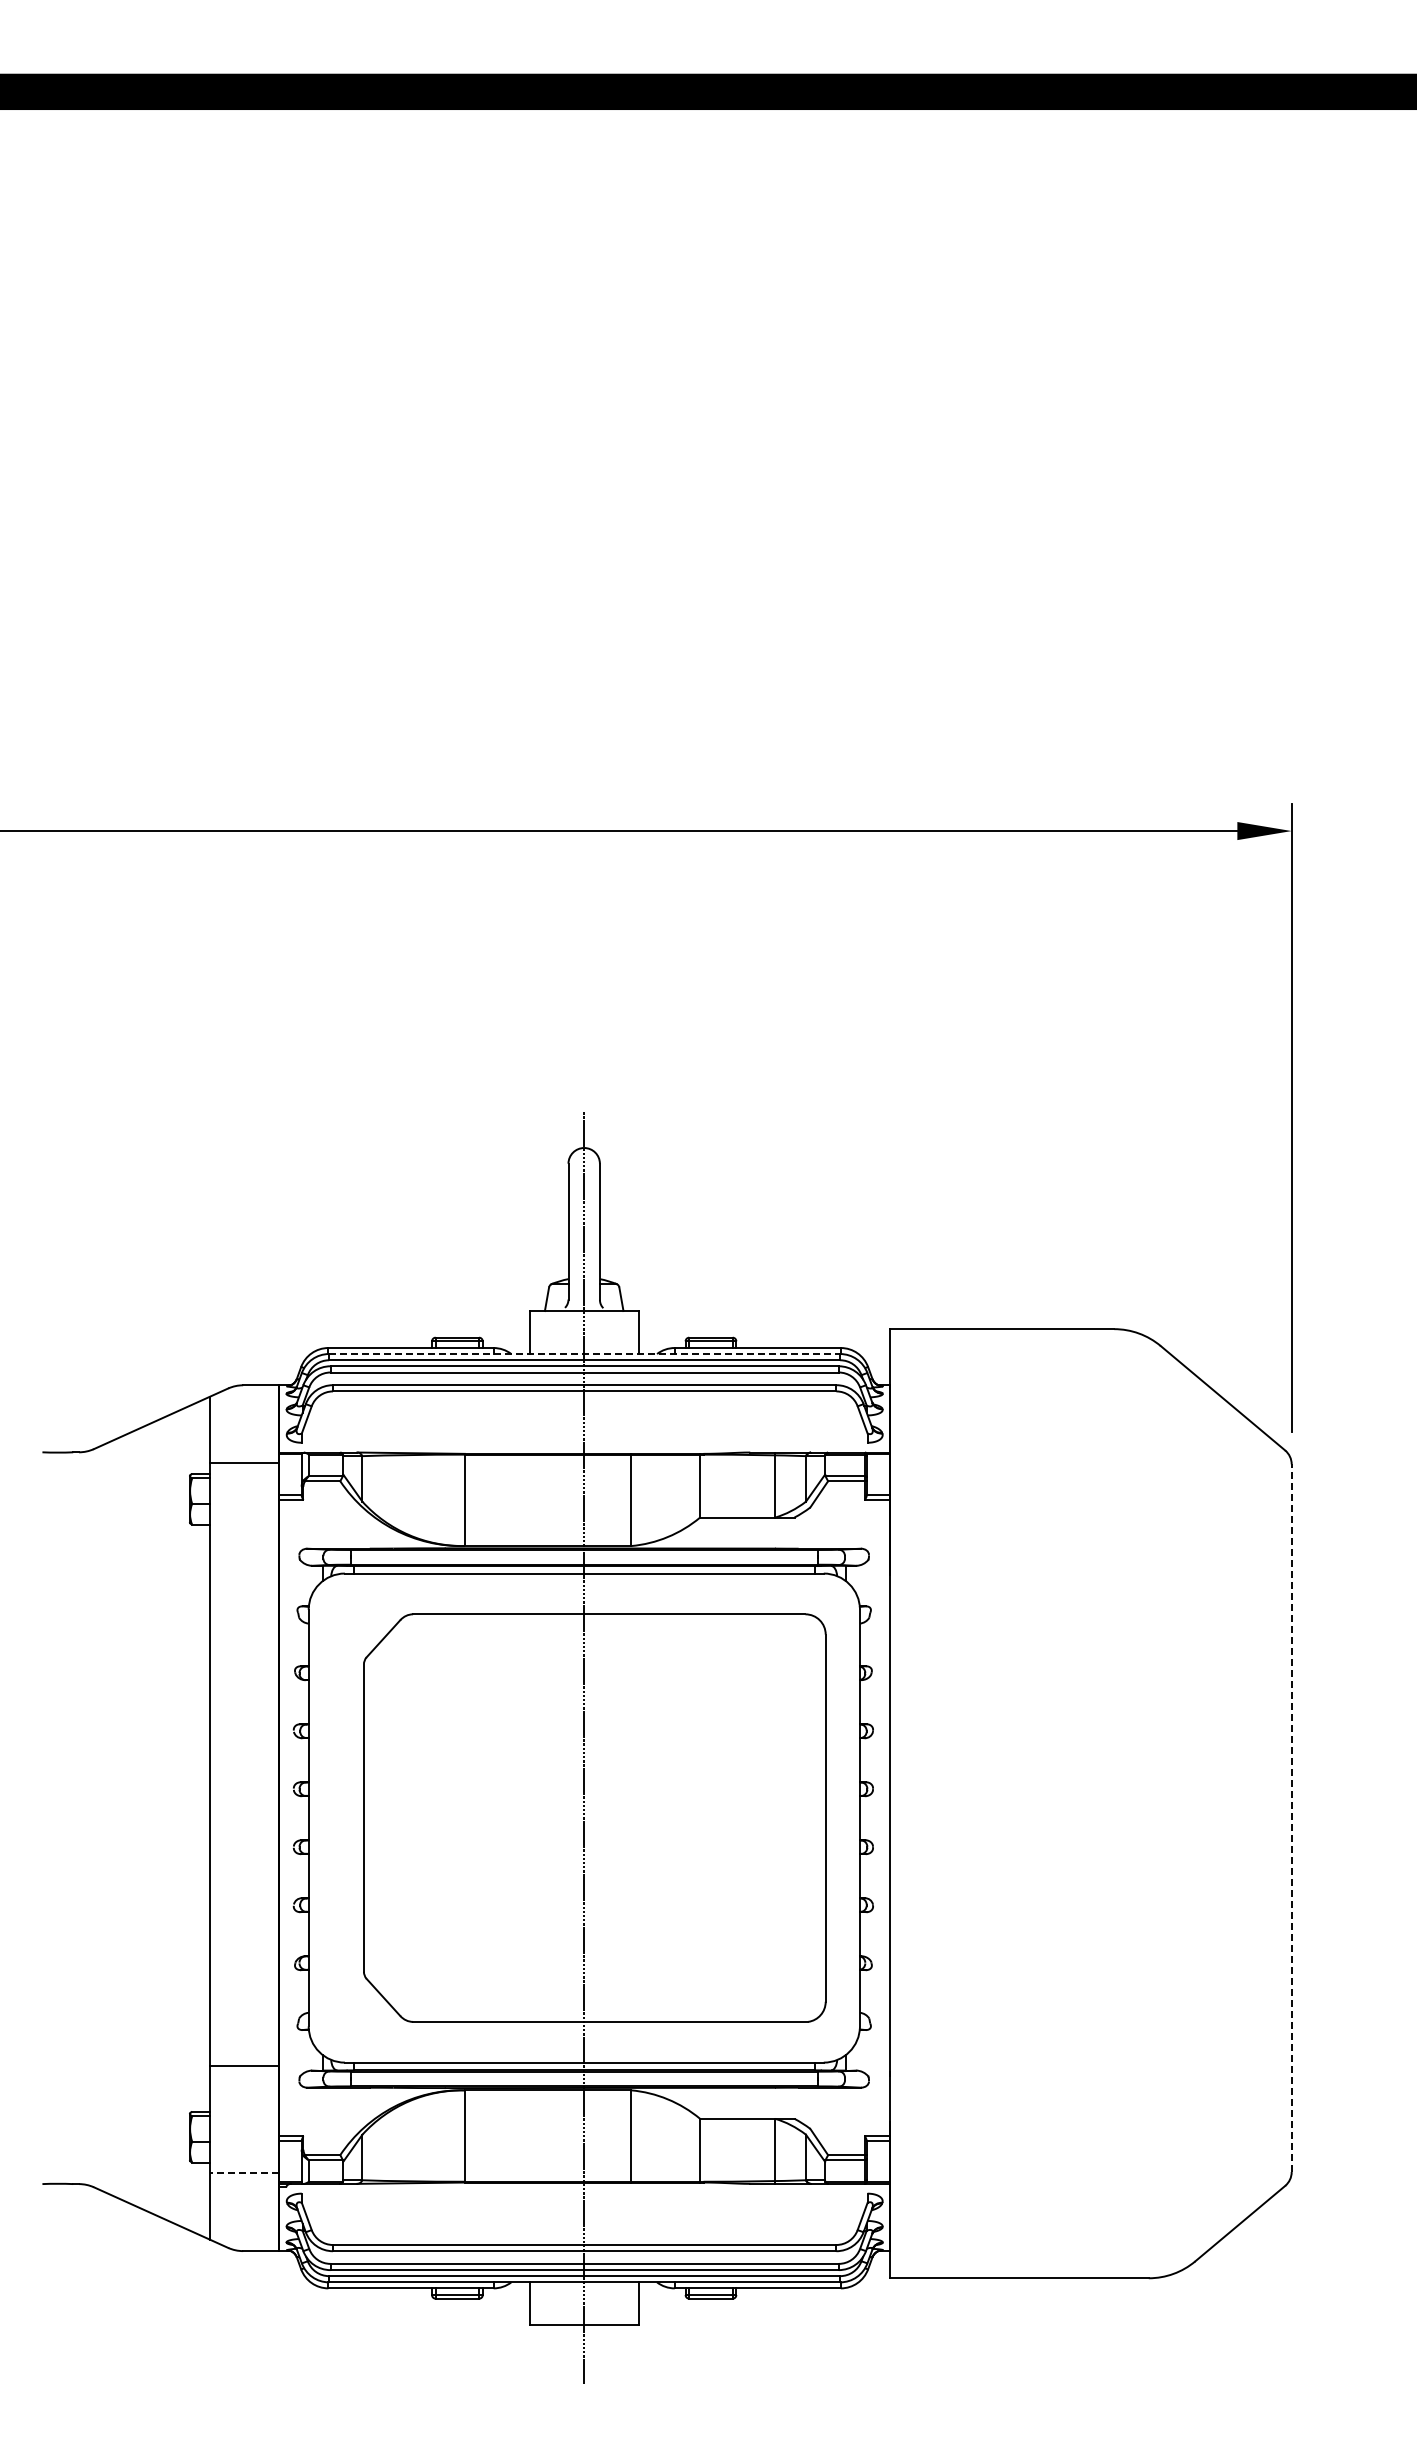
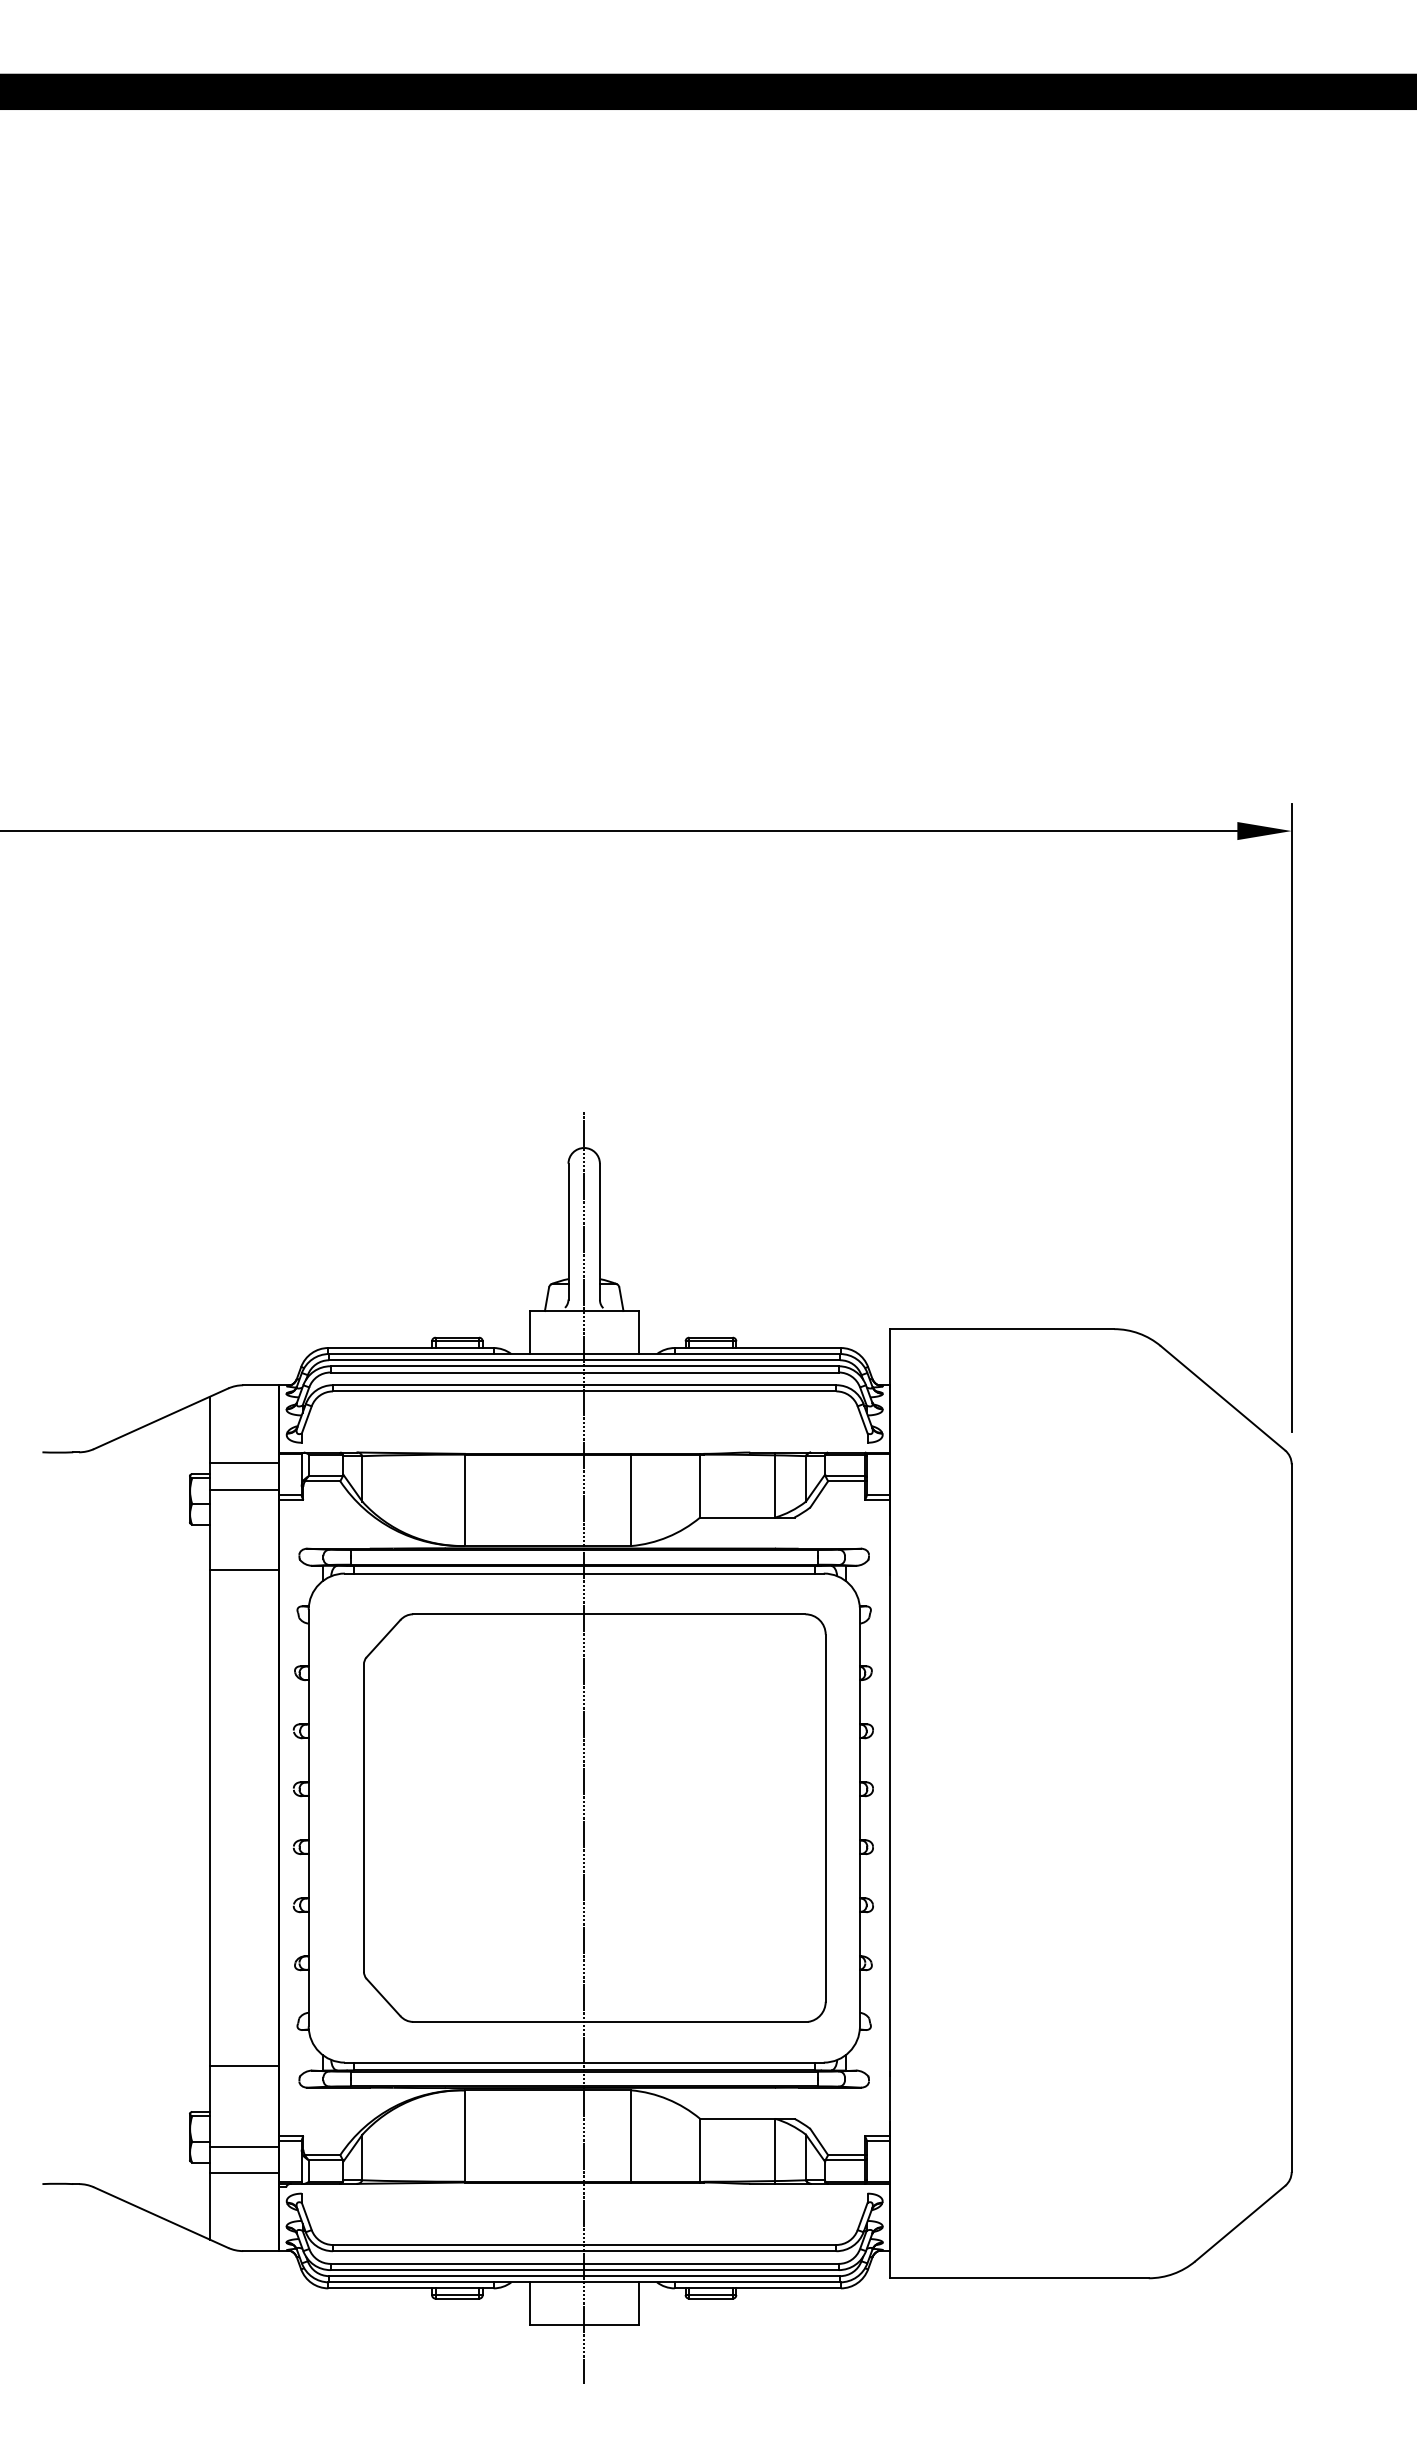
line: dashed -> solid (584, 1354)
line: none -> present (243, 1489)
line: none -> present (243, 1570)
line: dashed -> solid (1291, 1818)
line: none -> present (243, 2146)
line: dashed -> solid (243, 2173)
